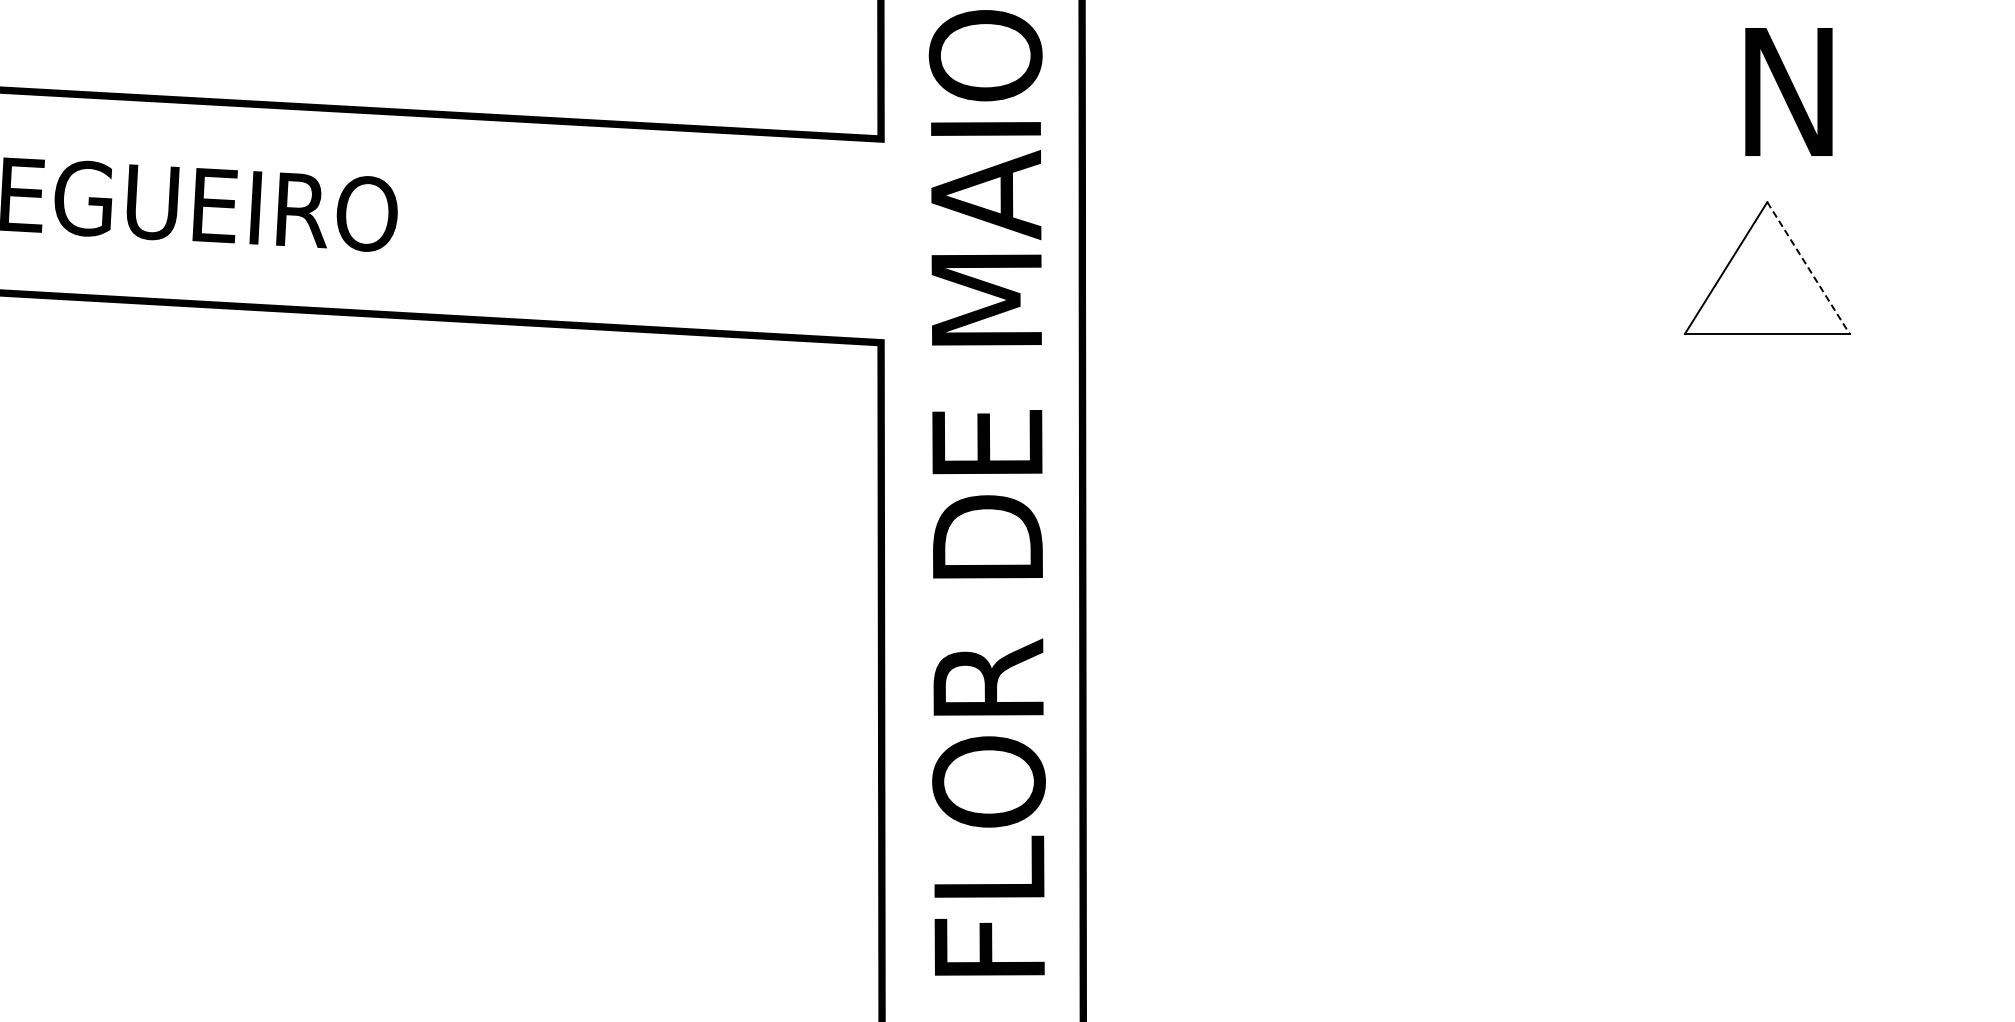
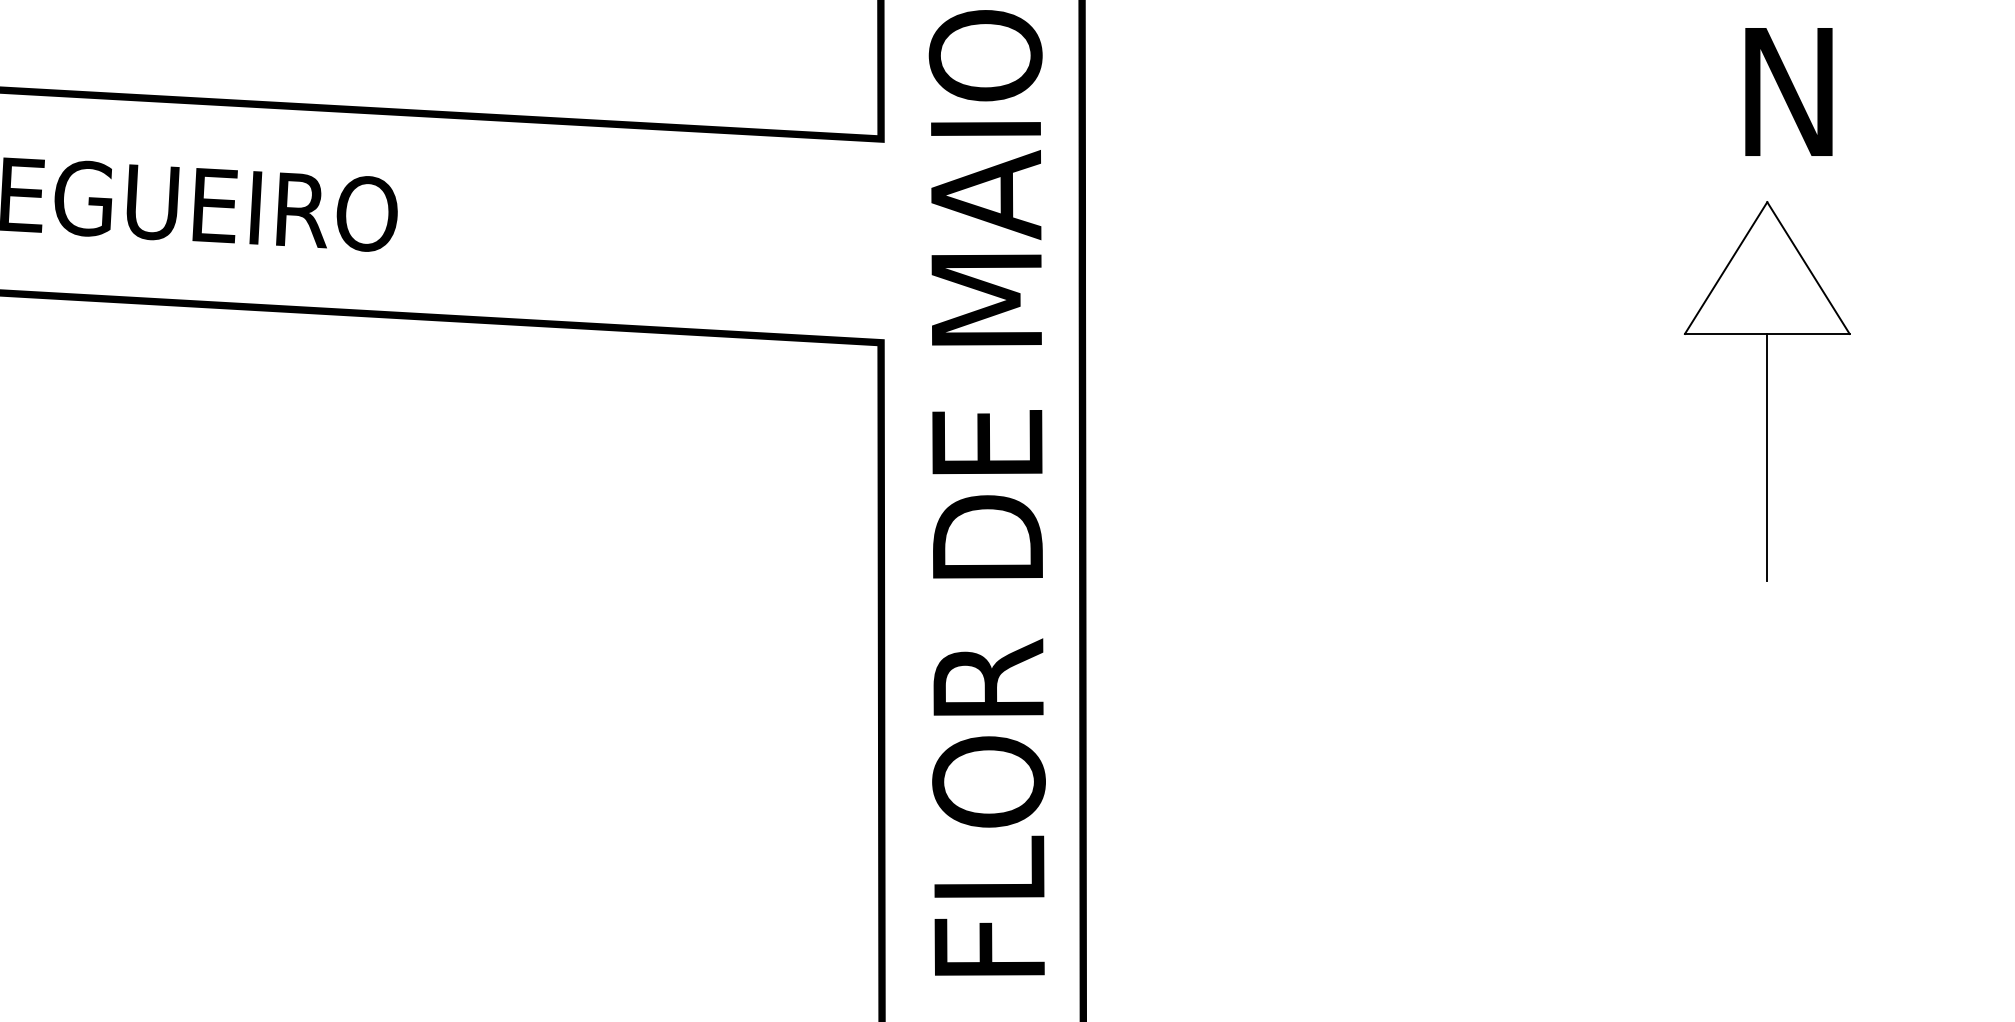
line: dashed -> solid (1808, 268)
line: none -> present (1767, 456)
